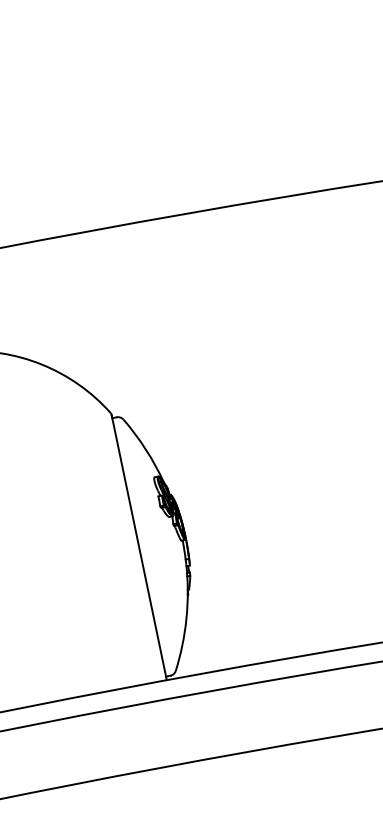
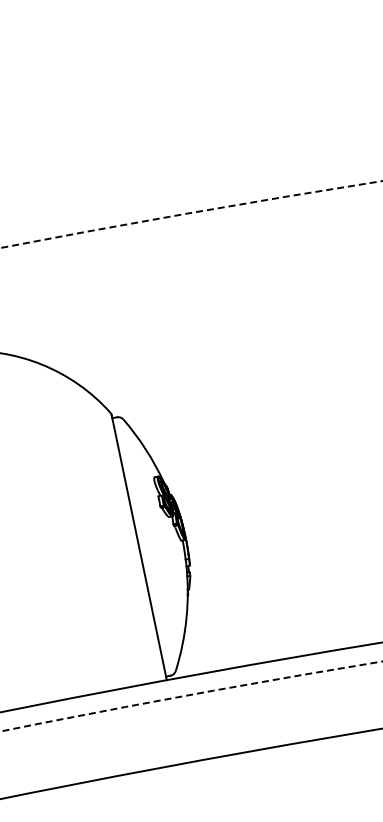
arc: solid -> dashed (190, 213)
arc: solid -> dashed (190, 694)
